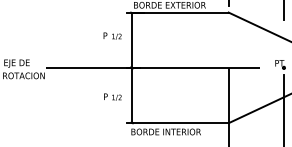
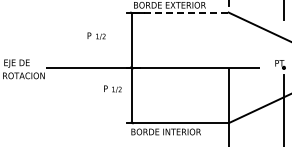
line: solid -> dashed (180, 12)
text position: (112, 35) -> (96, 35) (96, 35)
text position: (112, 96) -> (112, 88) (112, 88)
